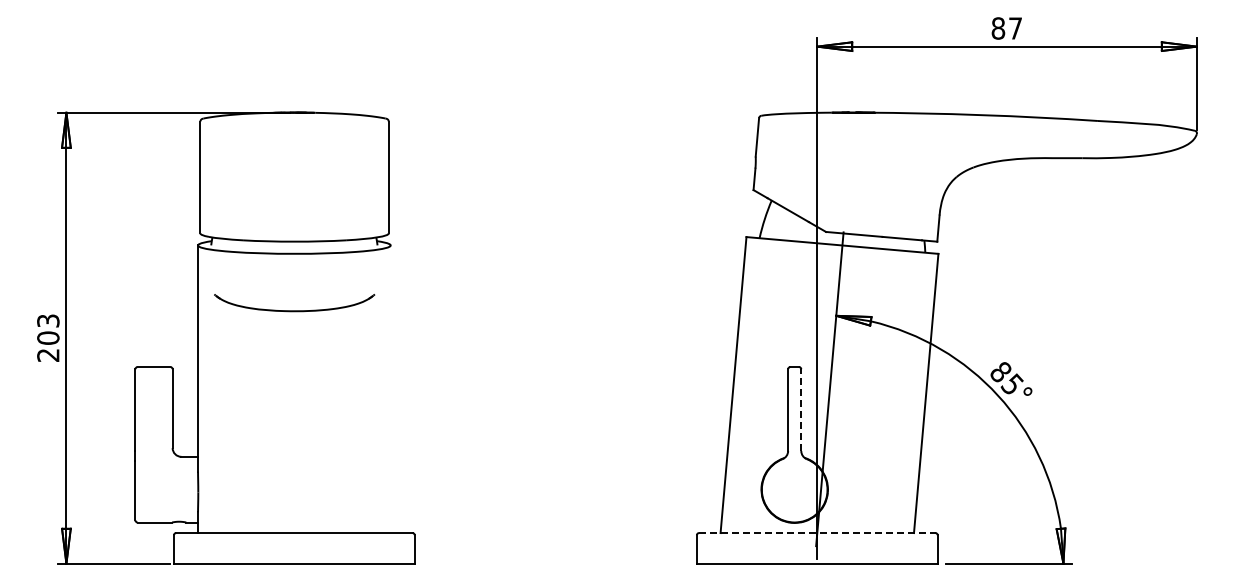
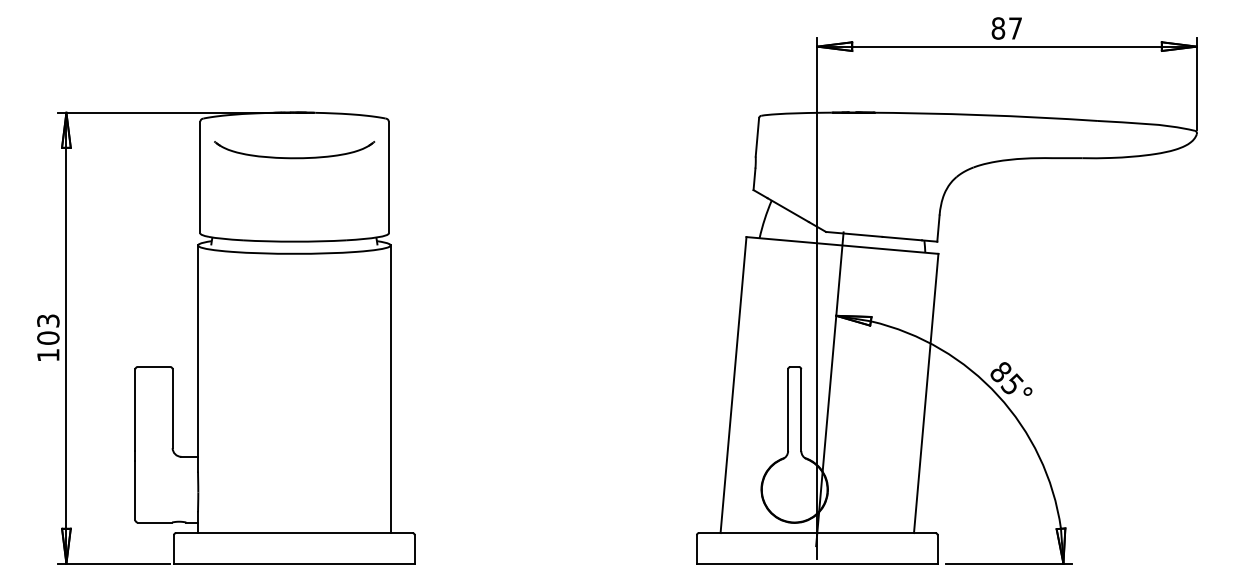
part position: (294, 310) -> (294, 157) (294, 157)
text: 203 -> 103 (48, 355)
line: none -> present (390, 389)
line: dashed -> solid (801, 410)
line: dashed -> solid (817, 533)
